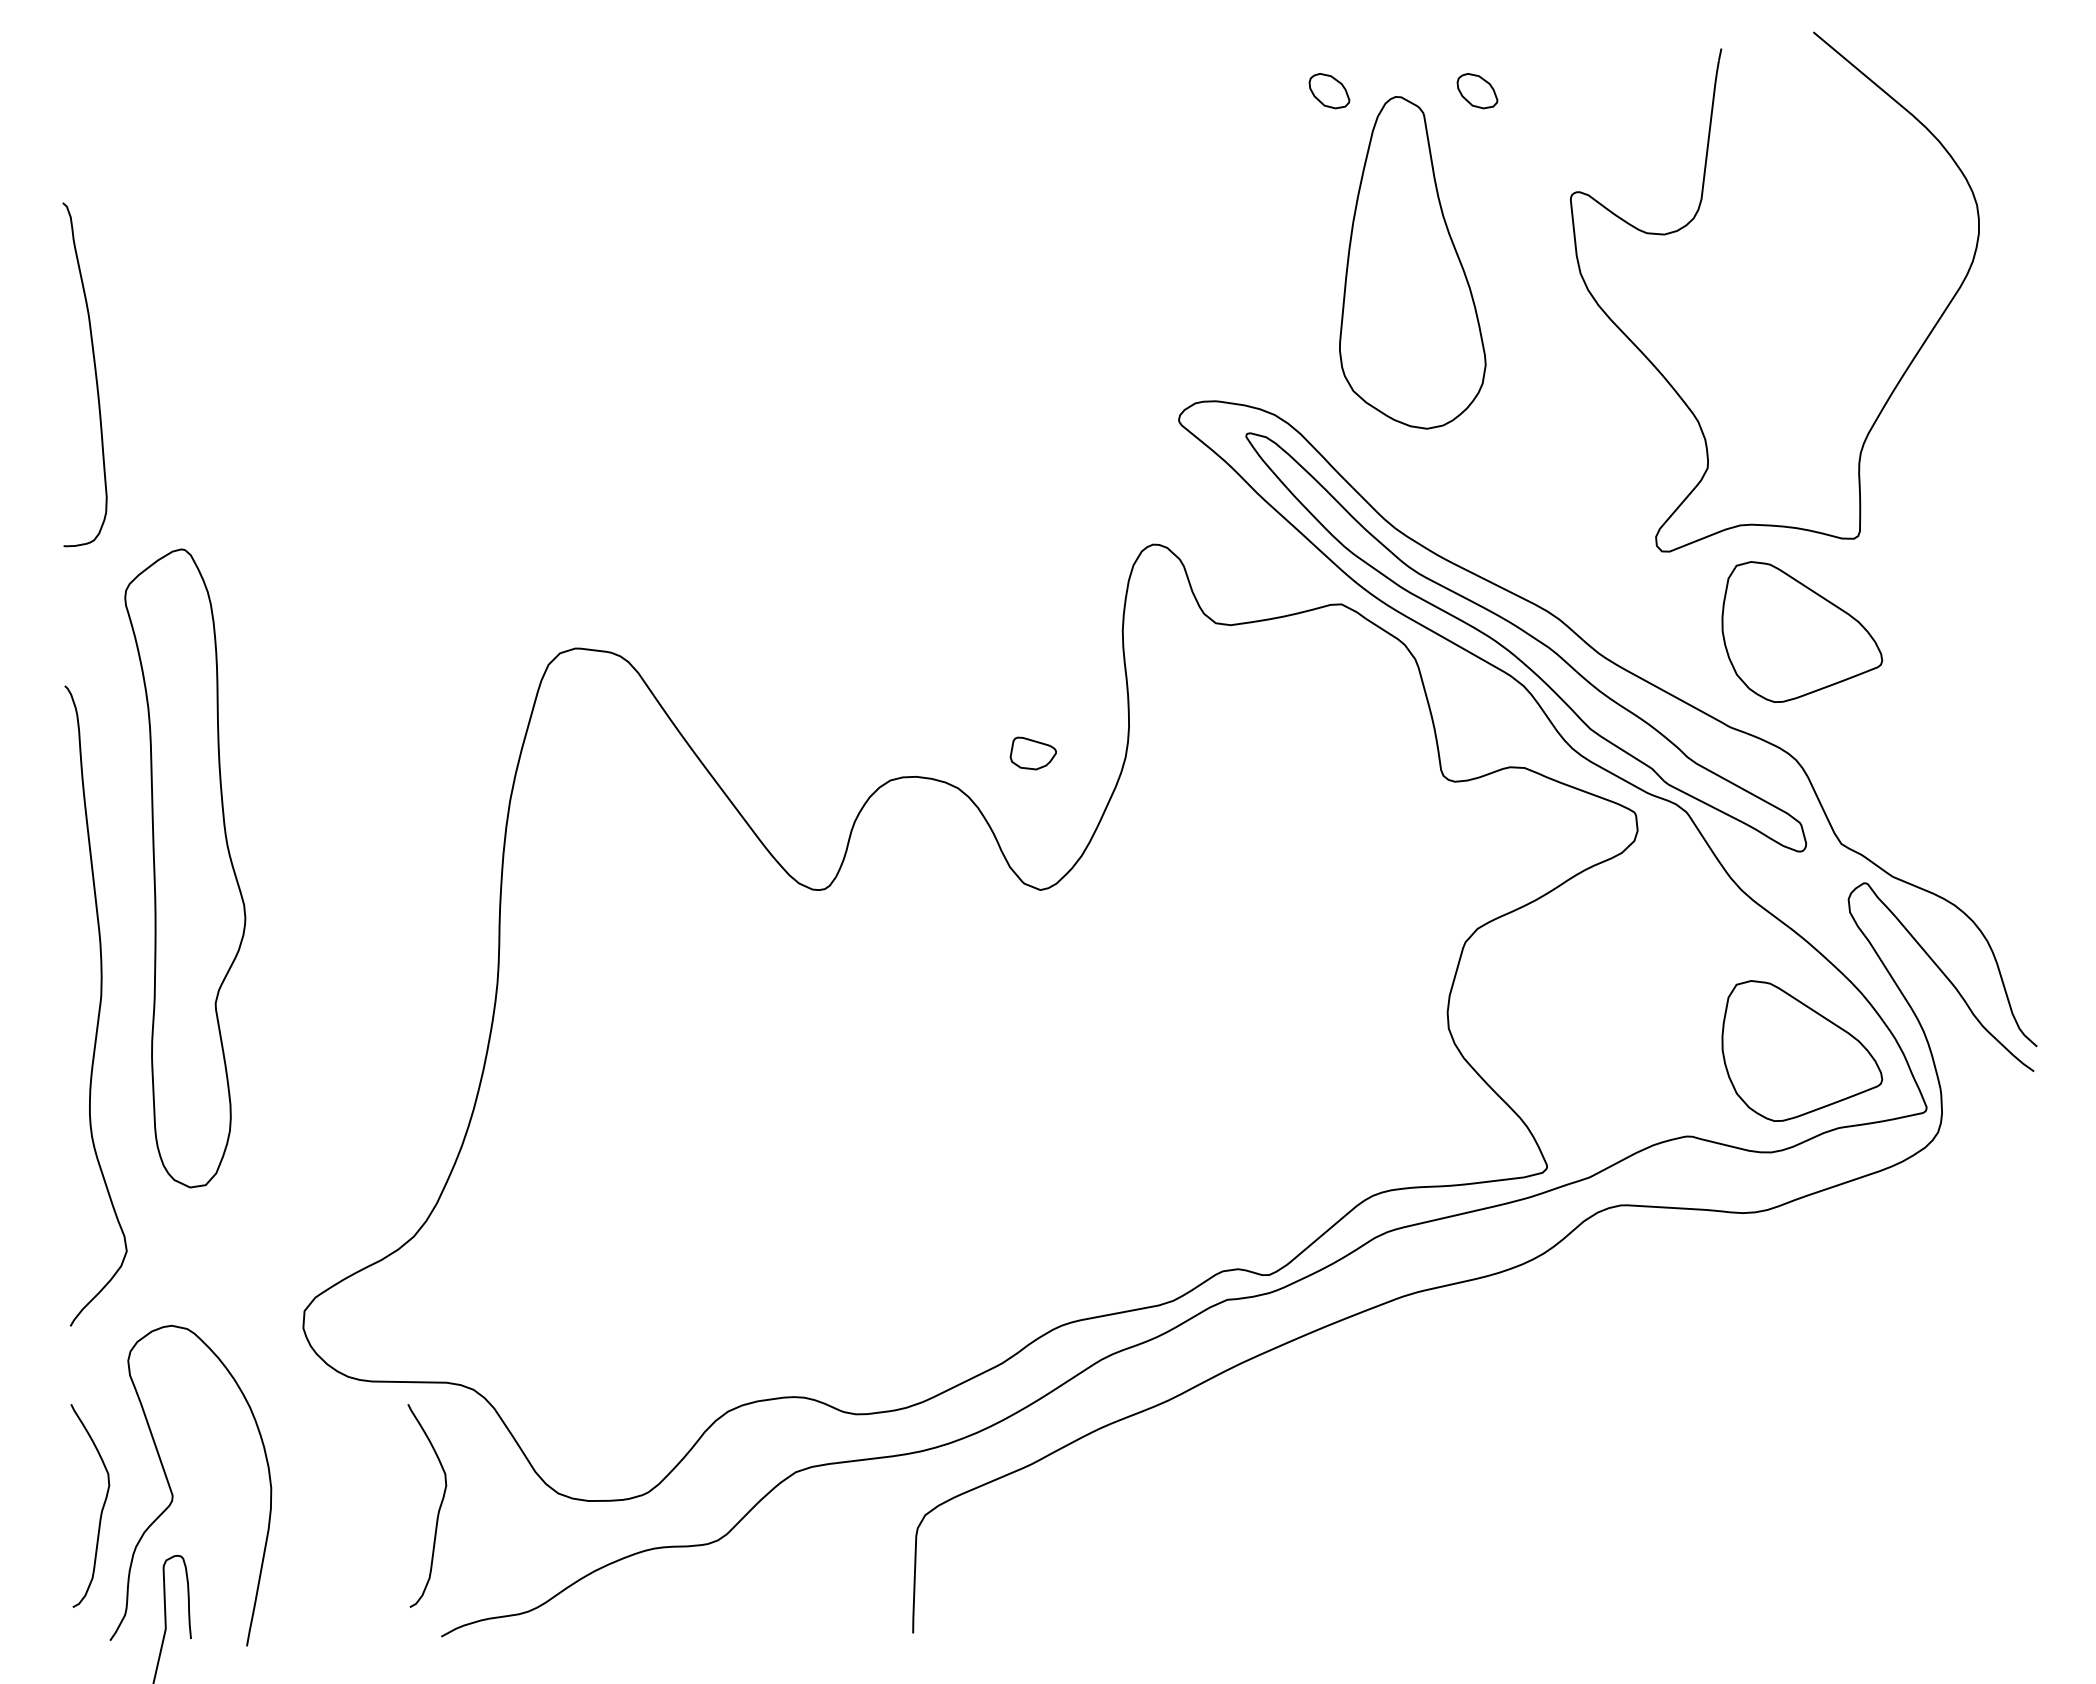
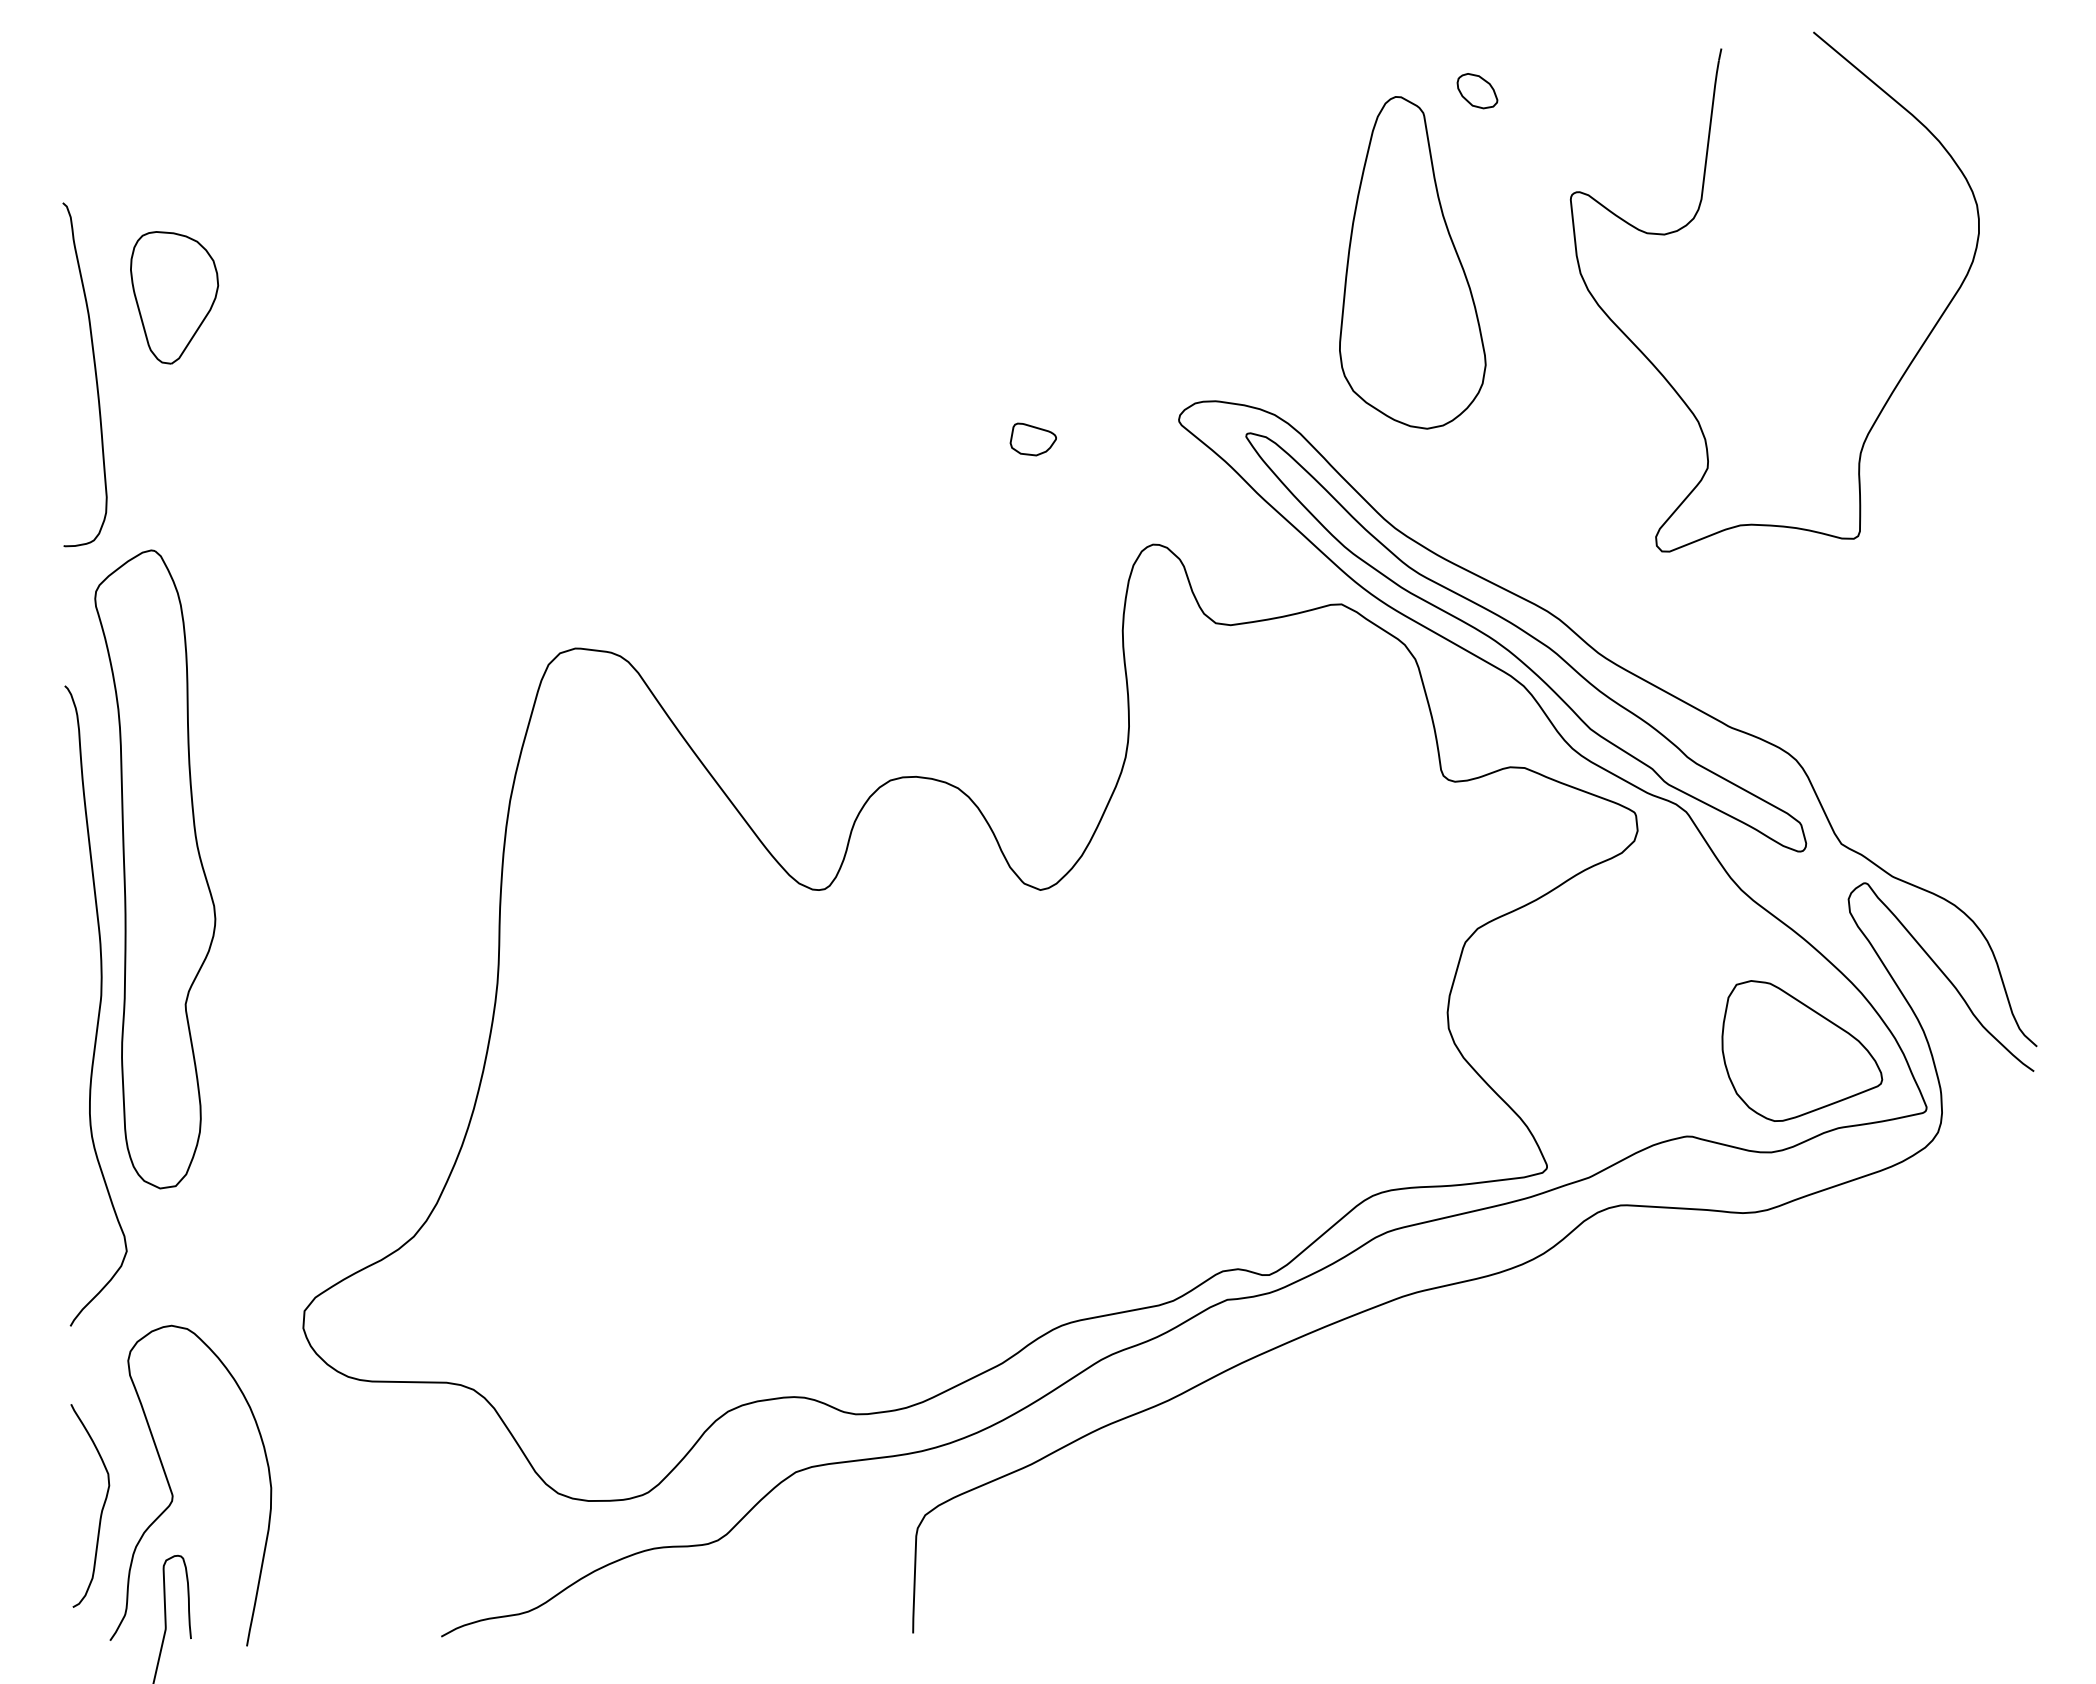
part: present -> none (1329, 91)
part: none -> present (174, 297)
part: present -> none (1802, 631)
part position: (1032, 753) -> (1032, 439) (1032, 439)
part position: (185, 868) -> (155, 869) (155, 869)
curve: present -> none (438, 1509)
